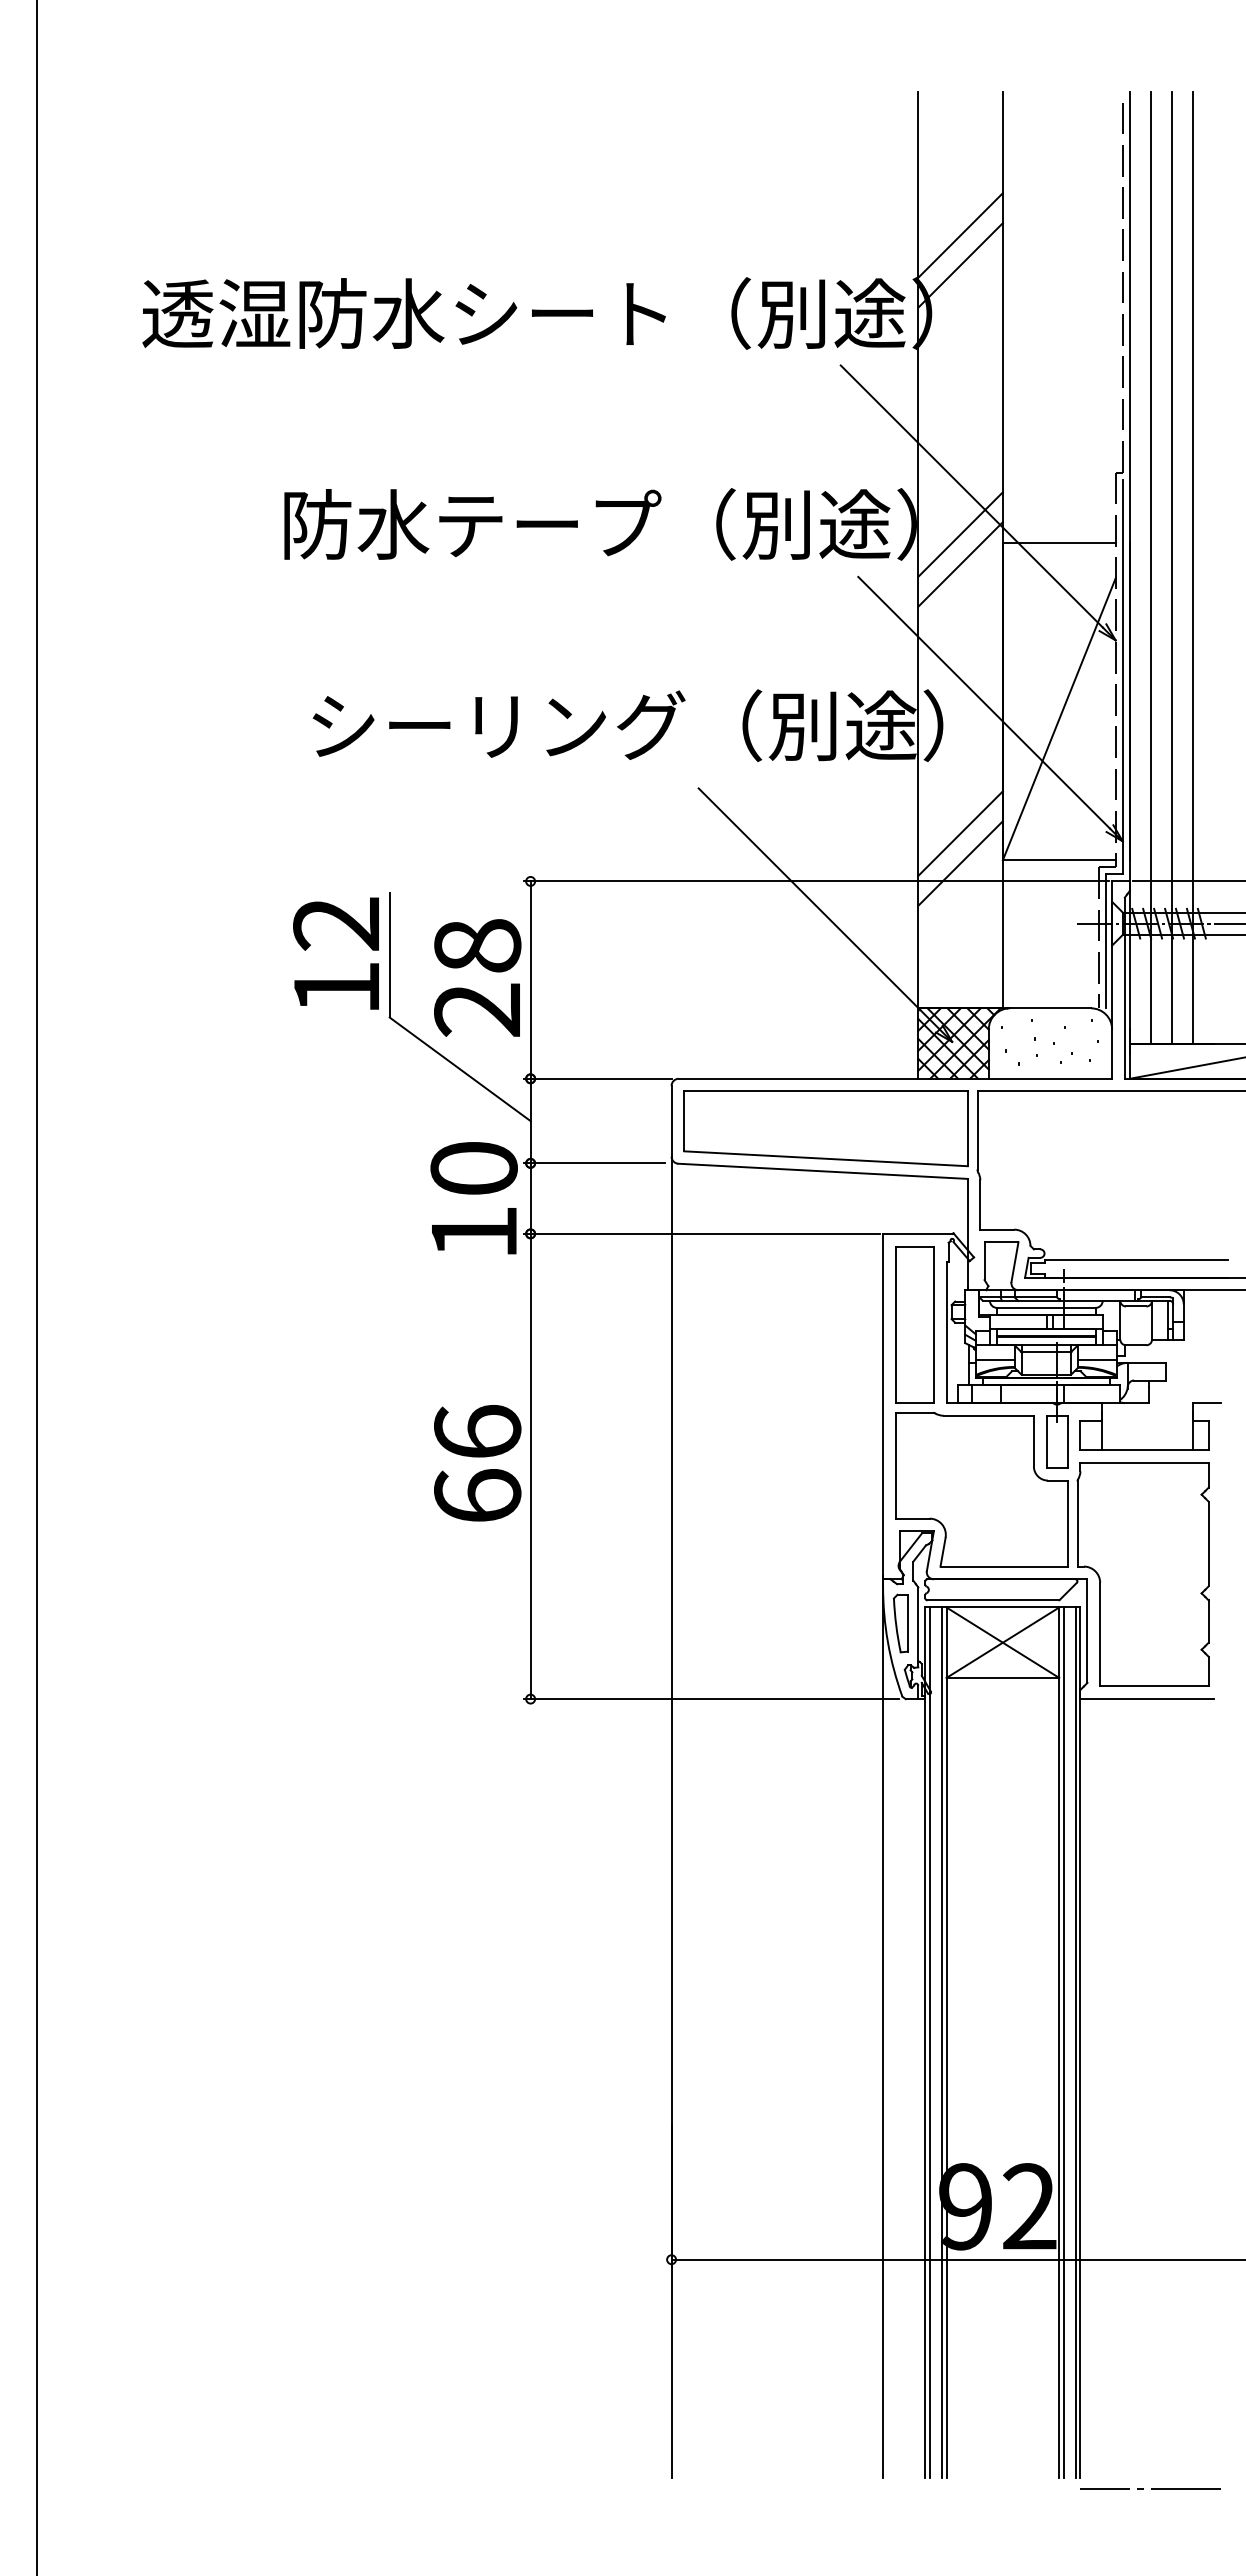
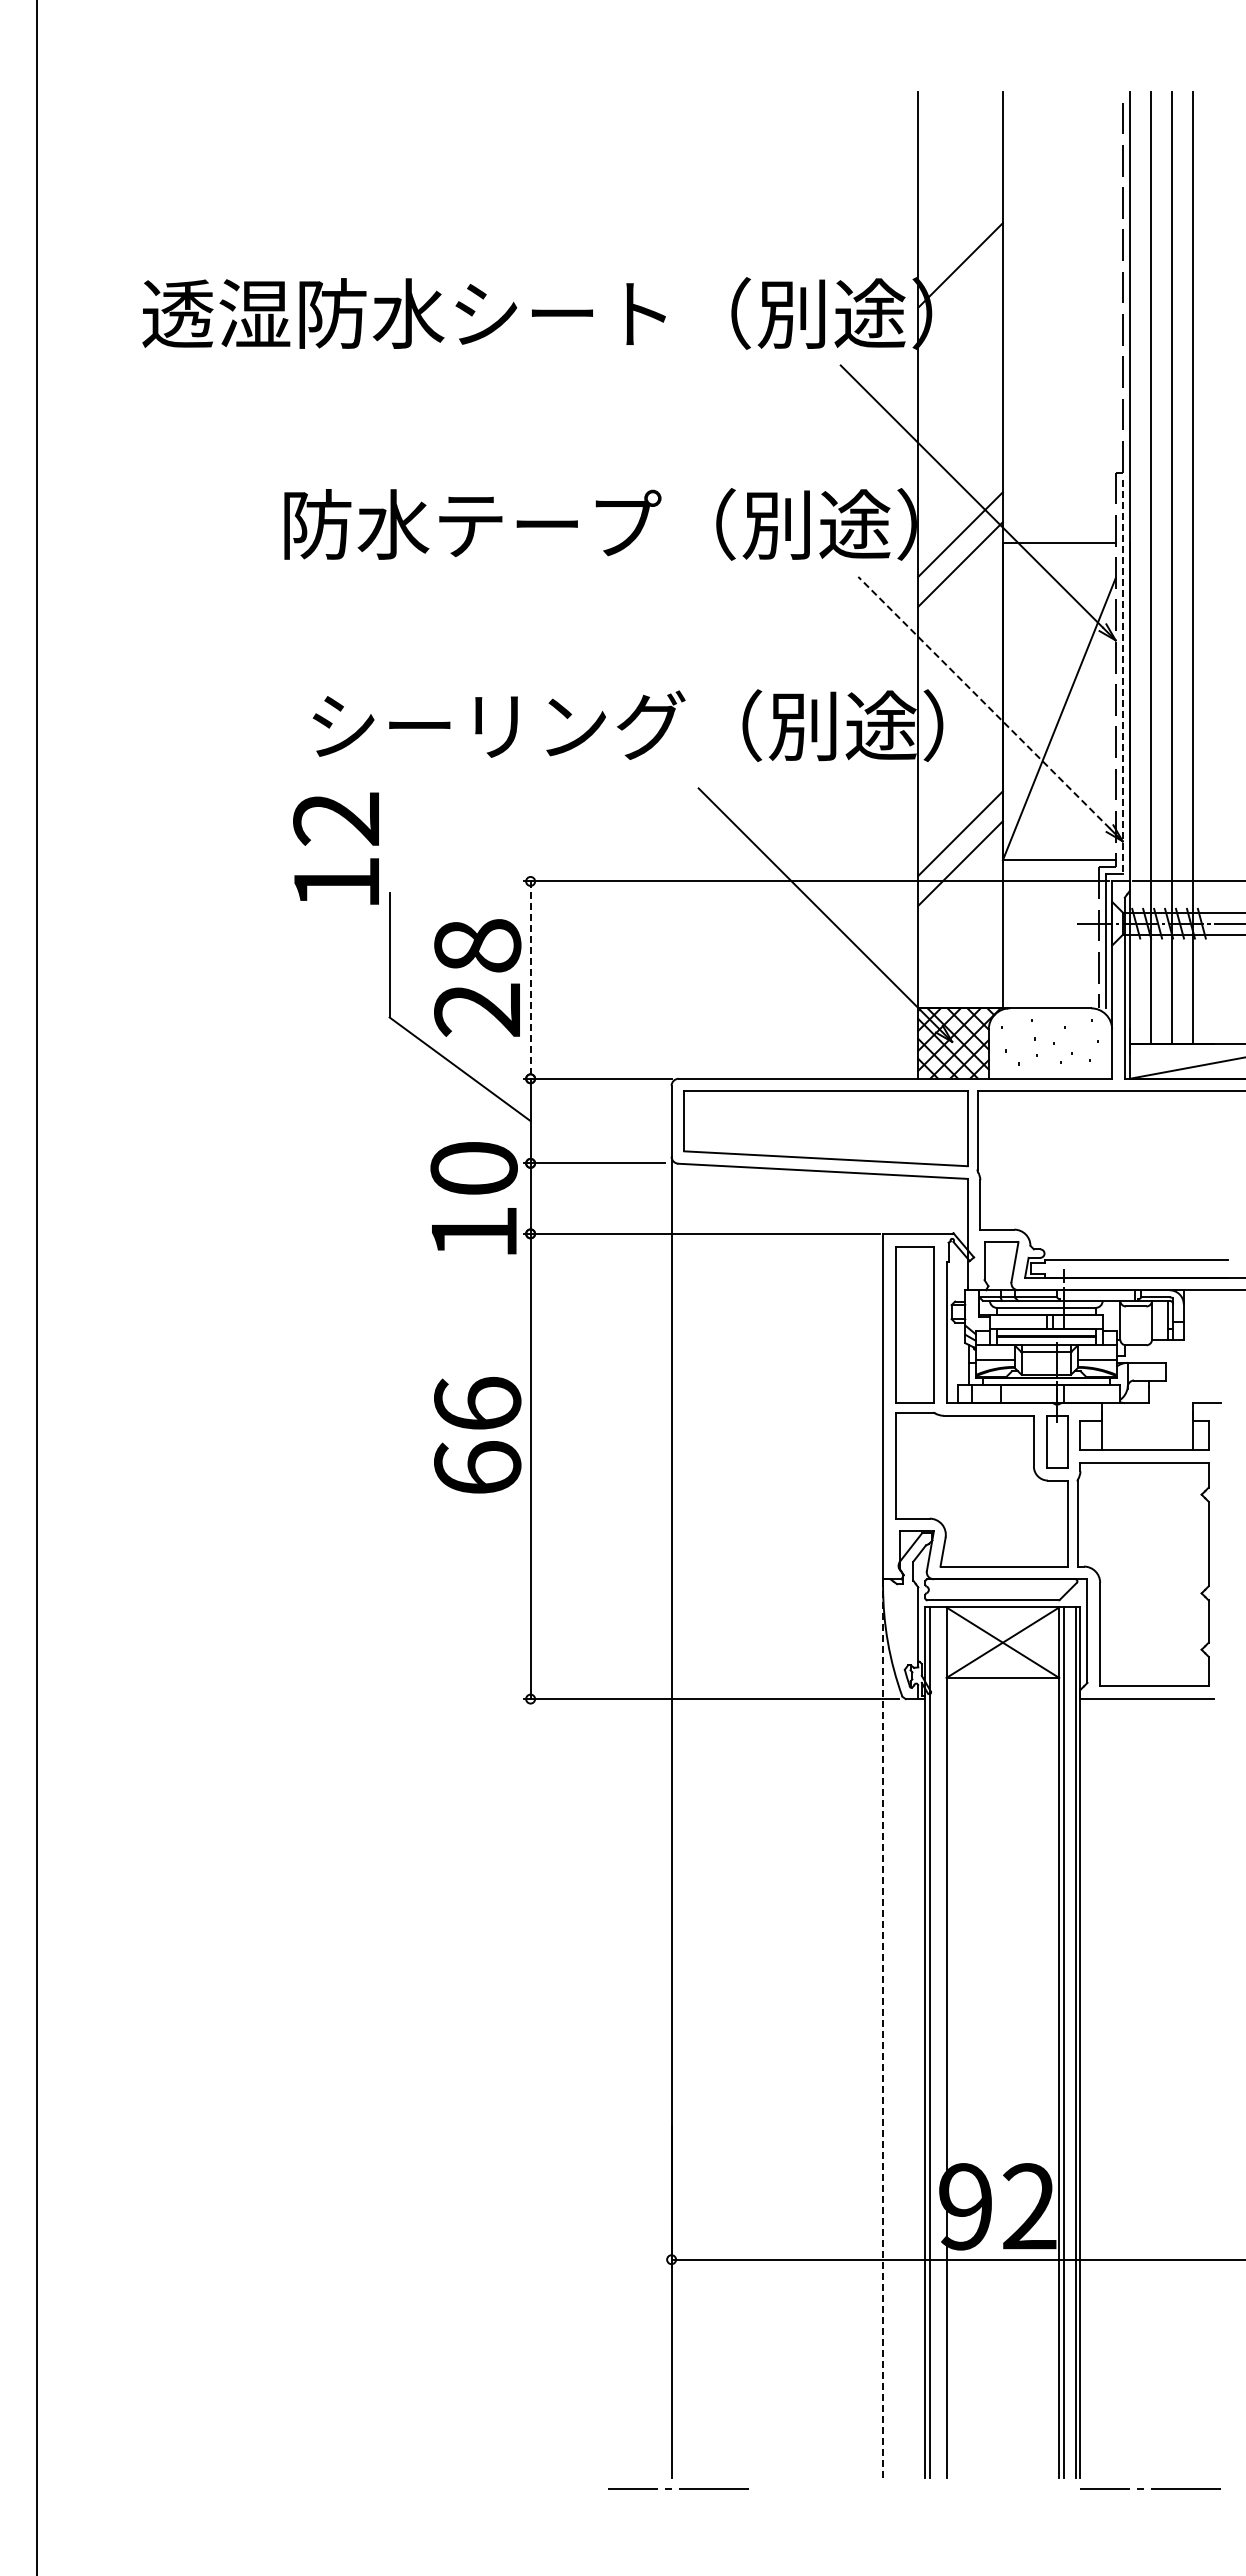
line: present -> none (960, 235)
line: solid -> dashed (1122, 677)
line: solid -> dashed (984, 702)
text position: (335, 953) -> (335, 848) (335, 848)
line: solid -> dashed (530, 980)
text position: (477, 1463) -> (477, 1435) (477, 1435)
part: present -> none (900, 1623)
line: solid -> dashed (883, 2026)
line: present -> none (941, 2042)
line: none -> present (679, 2488)
